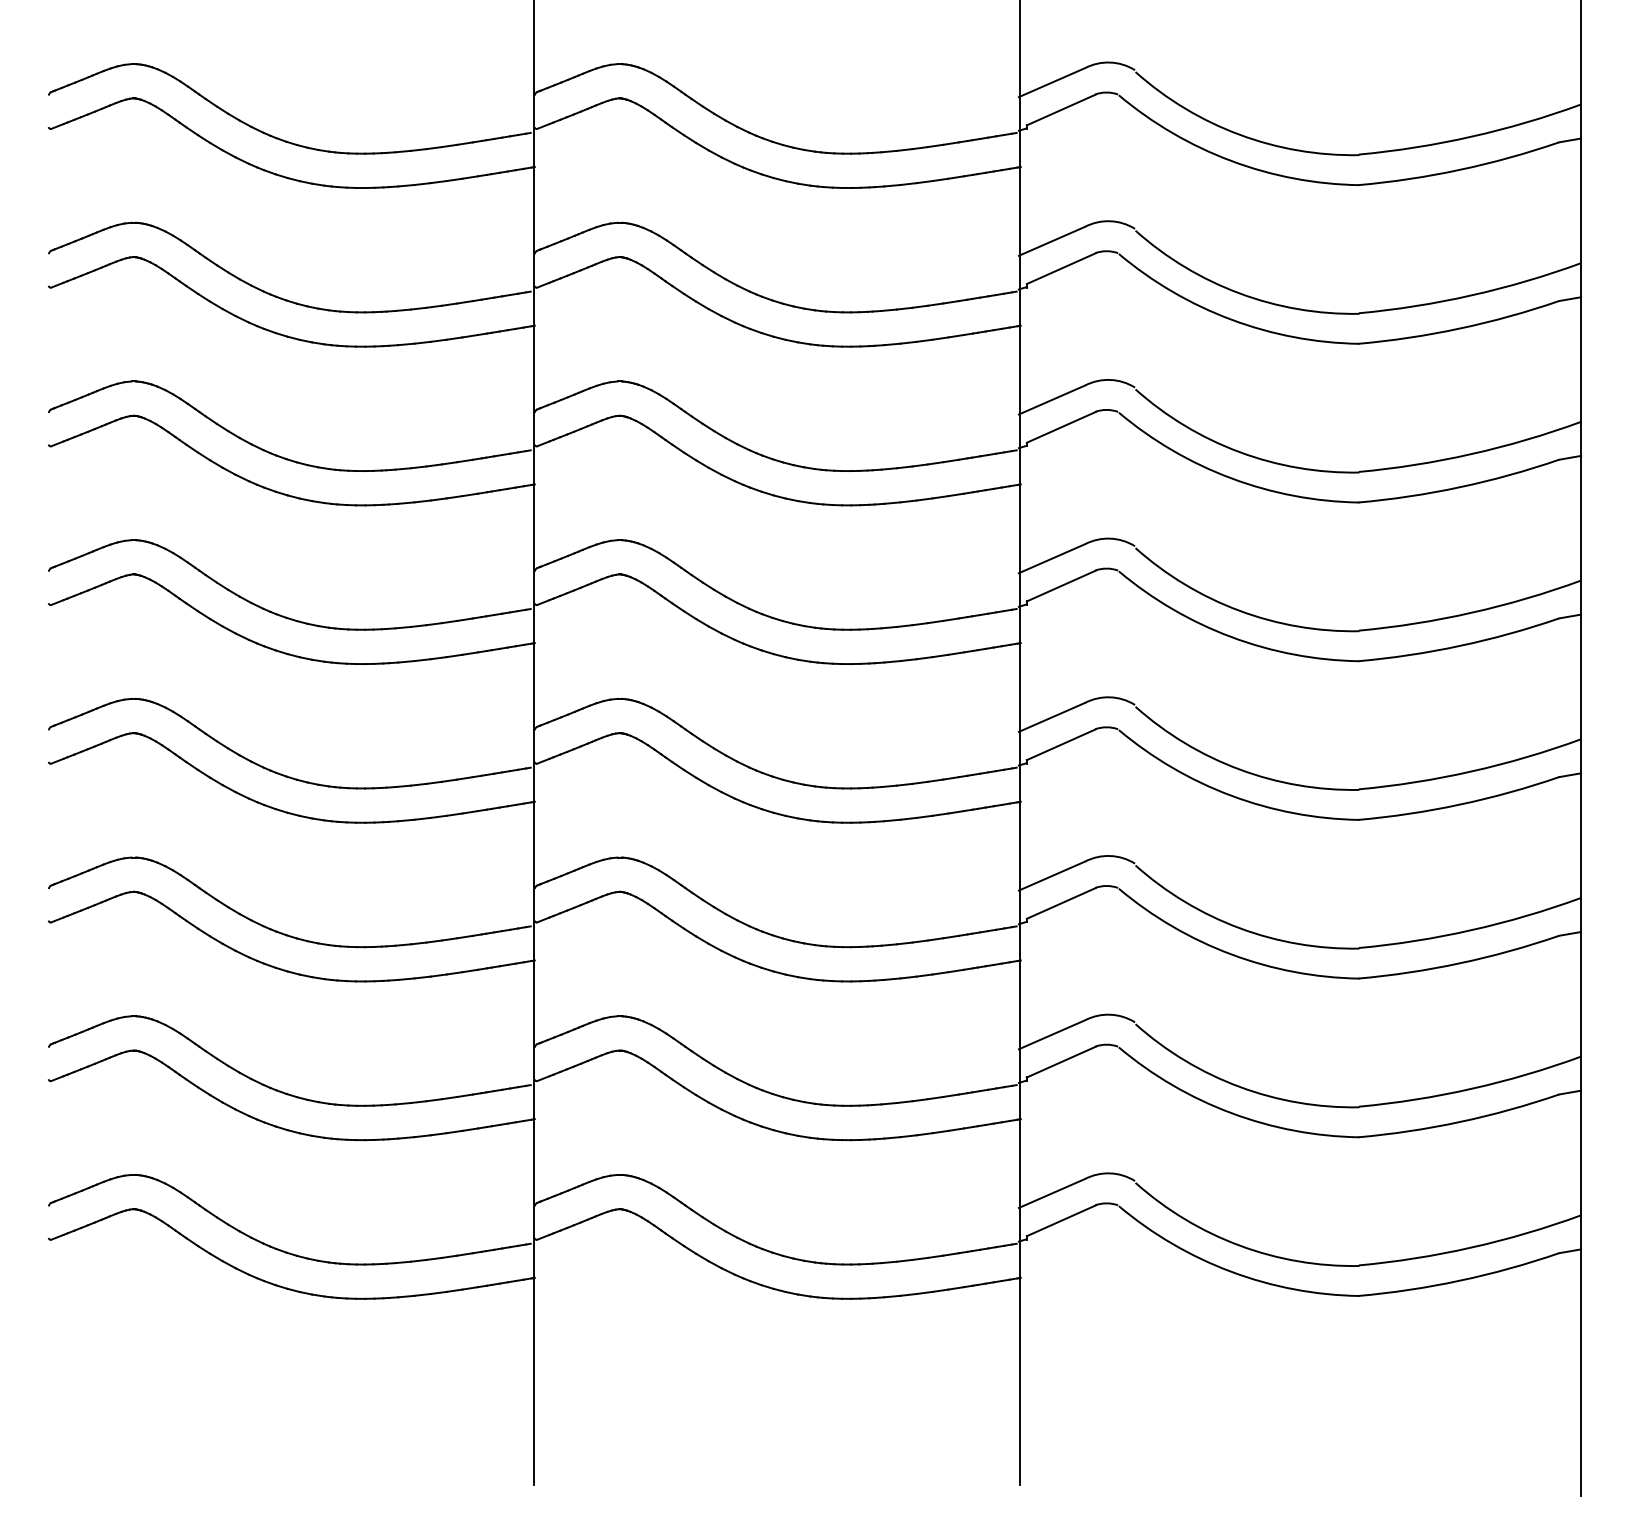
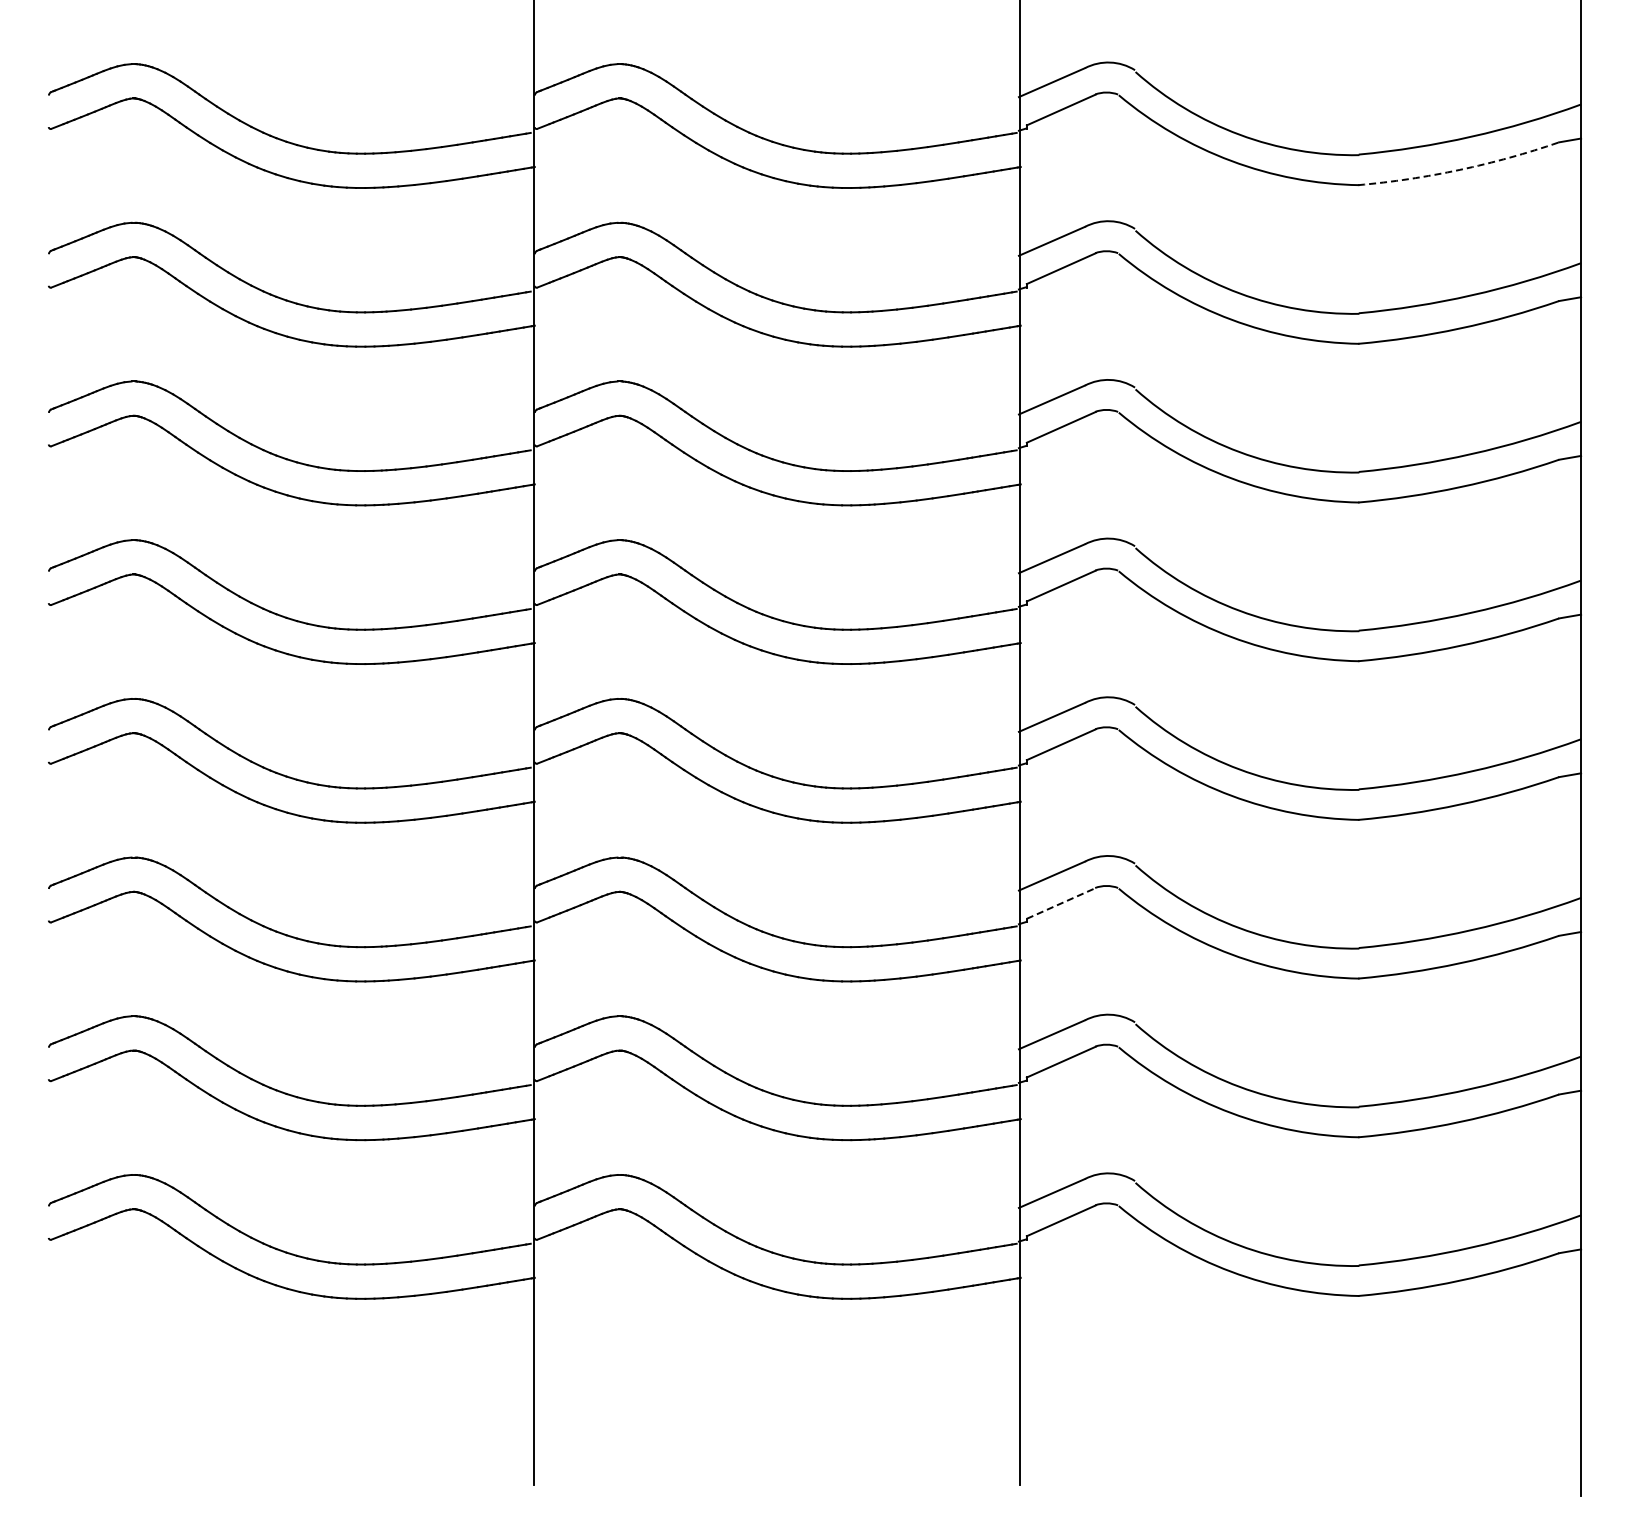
arc: solid -> dashed (1459, 169)
line: solid -> dashed (1061, 903)
